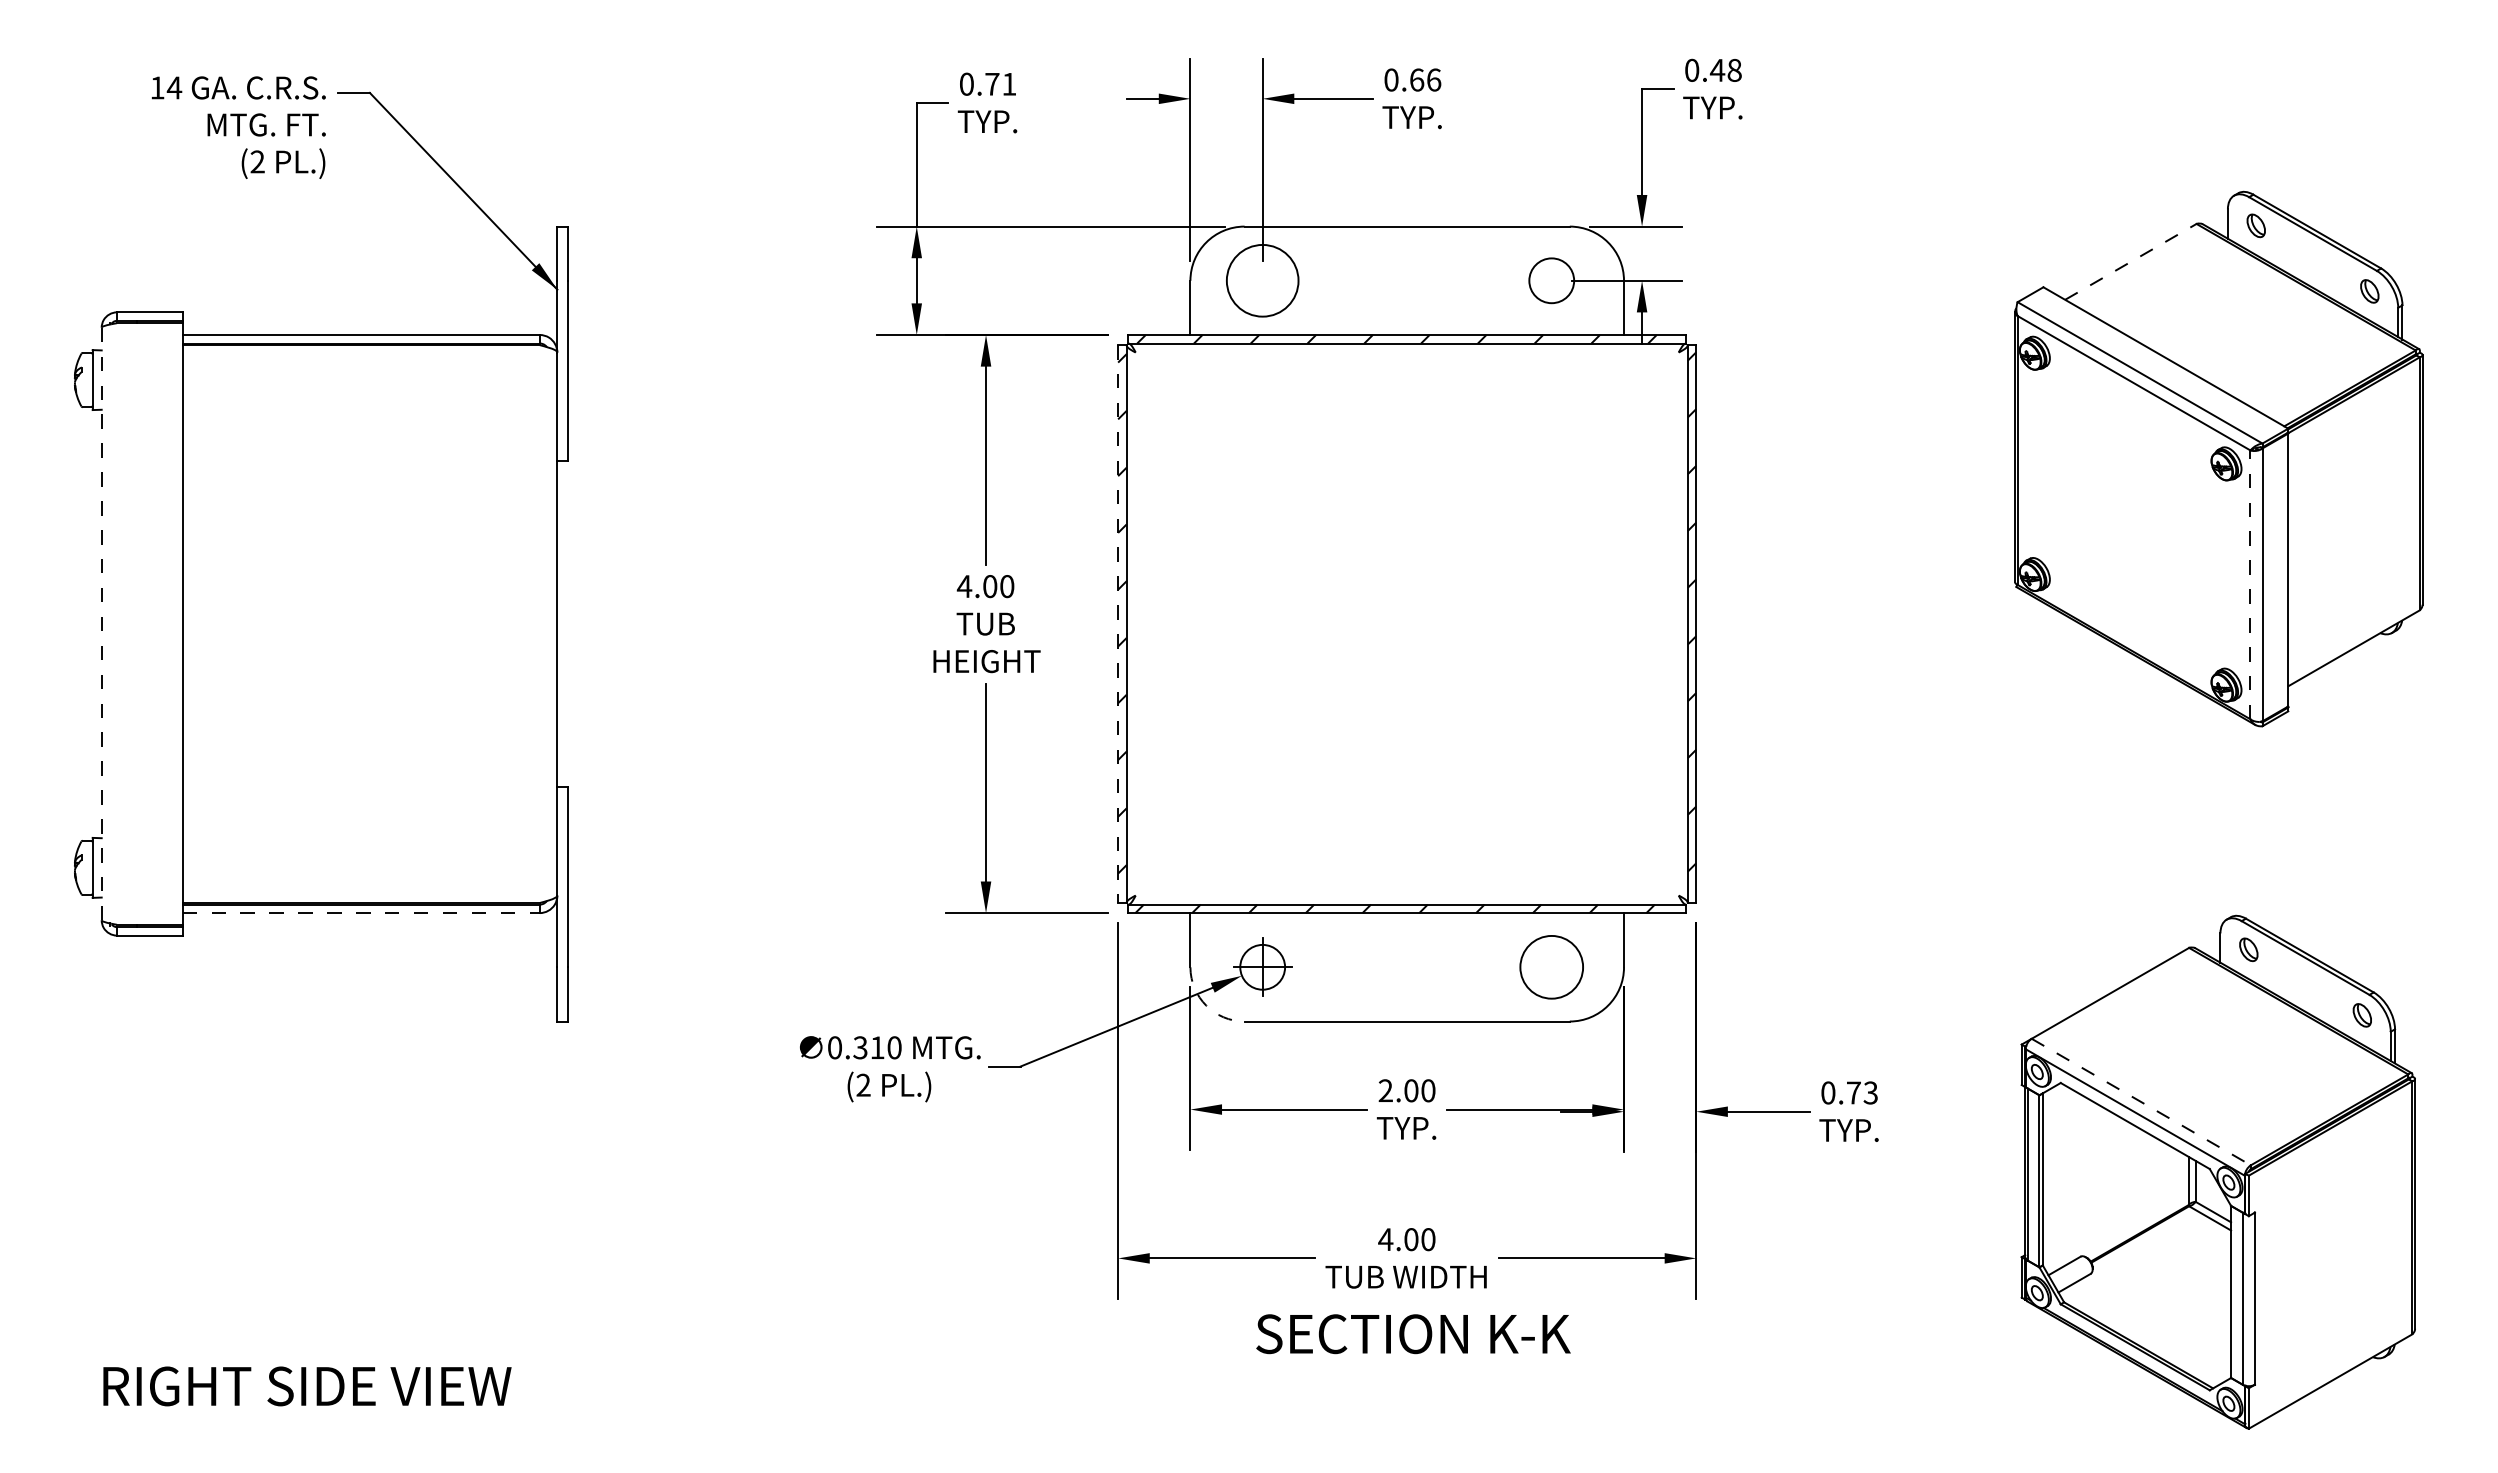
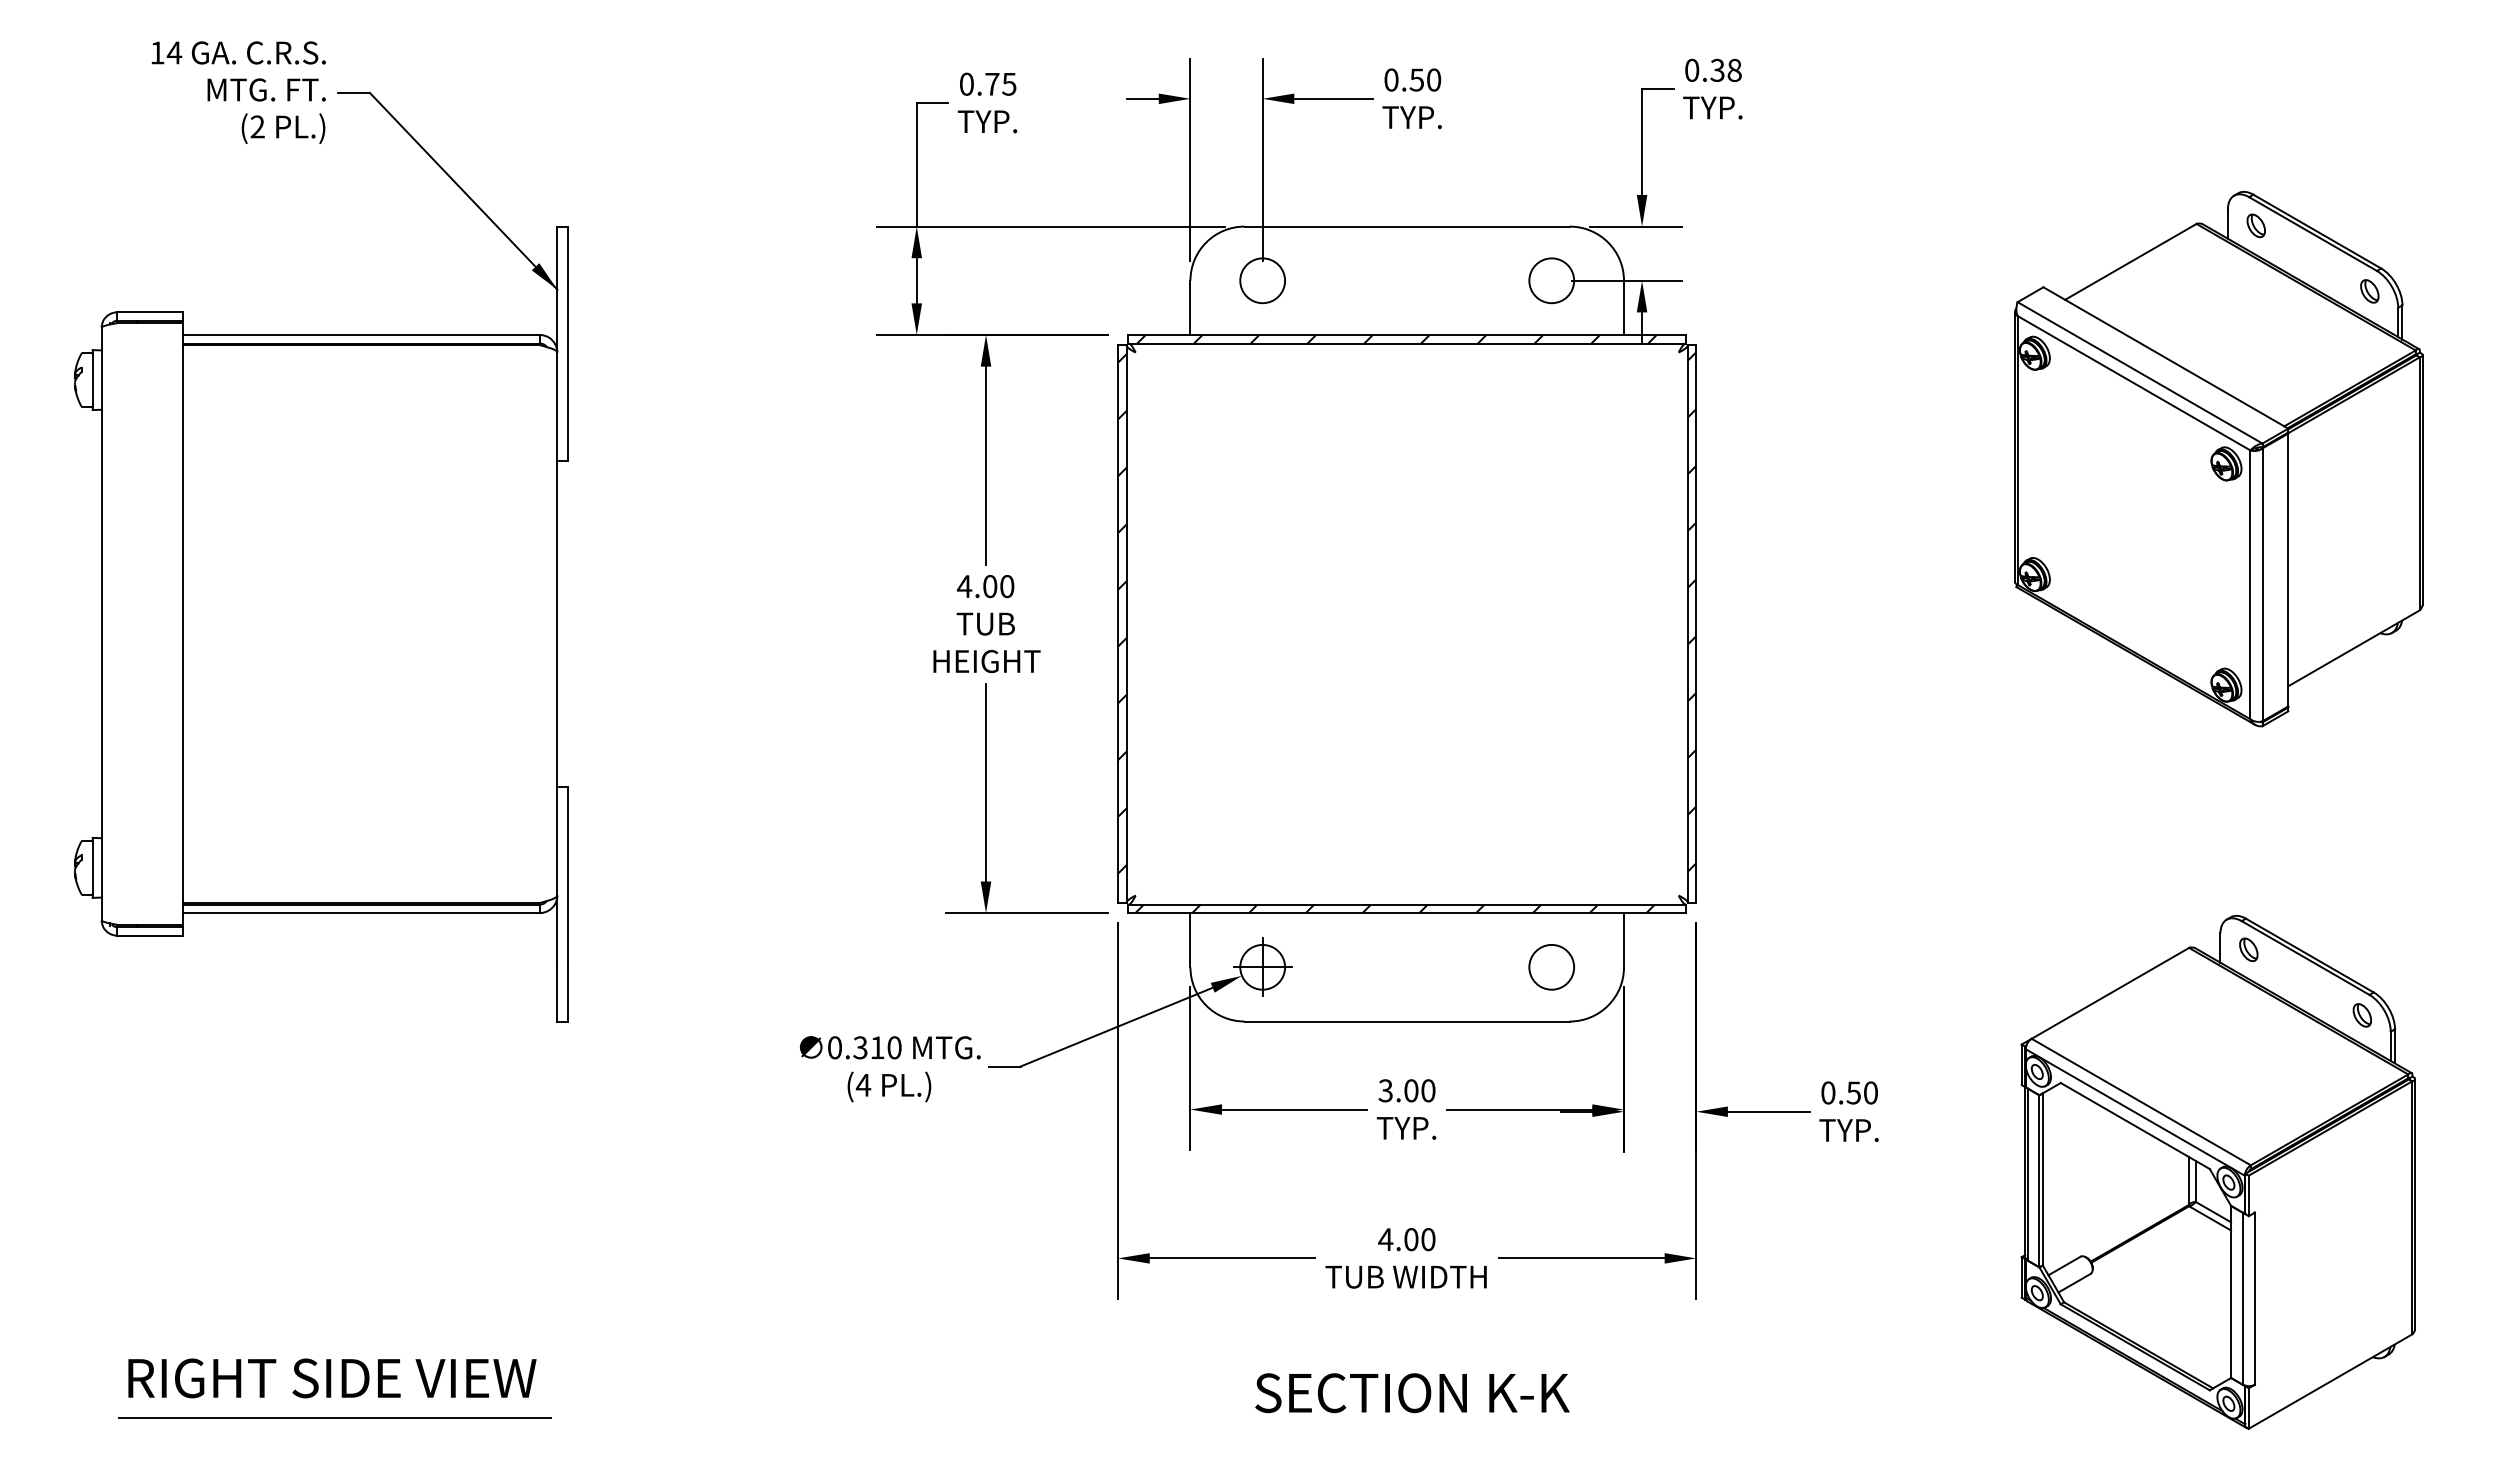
text: 0.48 -> 0.38 (1717, 69)
text: 0.66 -> 0.50 (1425, 79)
text: 0.71 -> 0.75 (1009, 84)
text position: (238, 127) -> (238, 92) (238, 92)
line: dashed -> solid (2130, 261)
circle diameter: 72 px -> 45 px (1262, 280)
line: dashed -> solid (2250, 584)
line: dashed -> solid (101, 623)
line: dashed -> solid (1118, 624)
line: dashed -> solid (361, 913)
circle diameter: 63 px -> 45 px (1551, 966)
arc: dashed -> solid (1206, 1005)
text: (2 -> (4 (863, 1084)
text: 2.00 -> 3.00 (1385, 1090)
text: 0.73 -> 0.50 (1861, 1092)
line: dashed -> solid (2141, 1102)
text position: (1413, 1334) -> (1412, 1393) (1412, 1393)
text position: (307, 1386) -> (332, 1378) (332, 1378)
line: none -> present (335, 1417)
